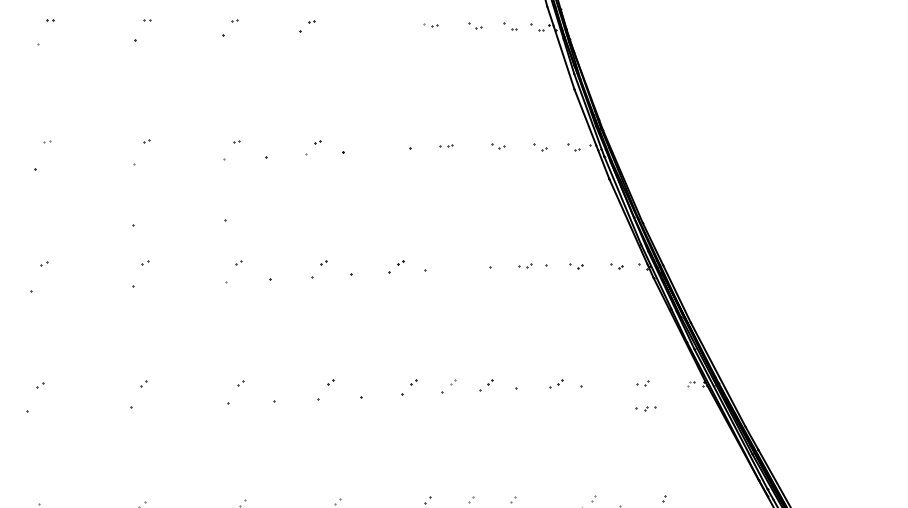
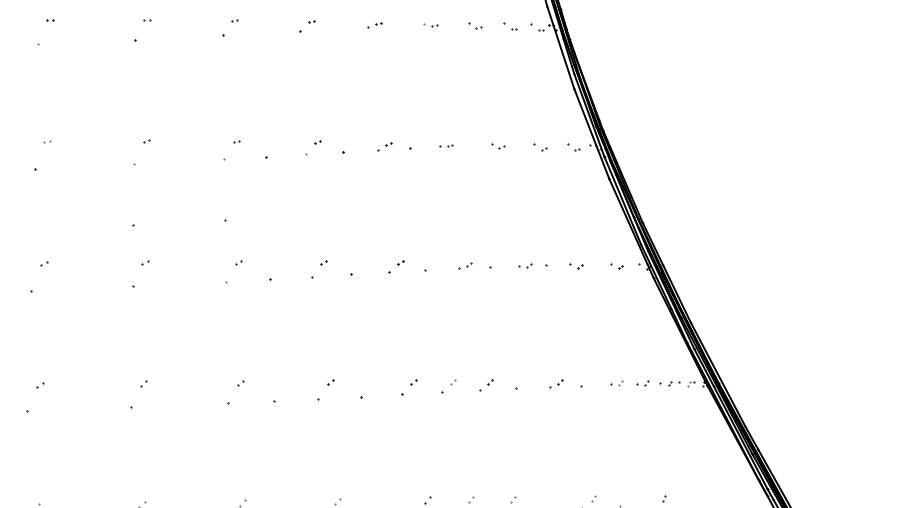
part: none -> present (374, 25)
part: none -> present (384, 146)
part: none -> present (465, 265)
part: none -> present (616, 383)
part position: (645, 408) -> (669, 383) (669, 383)
